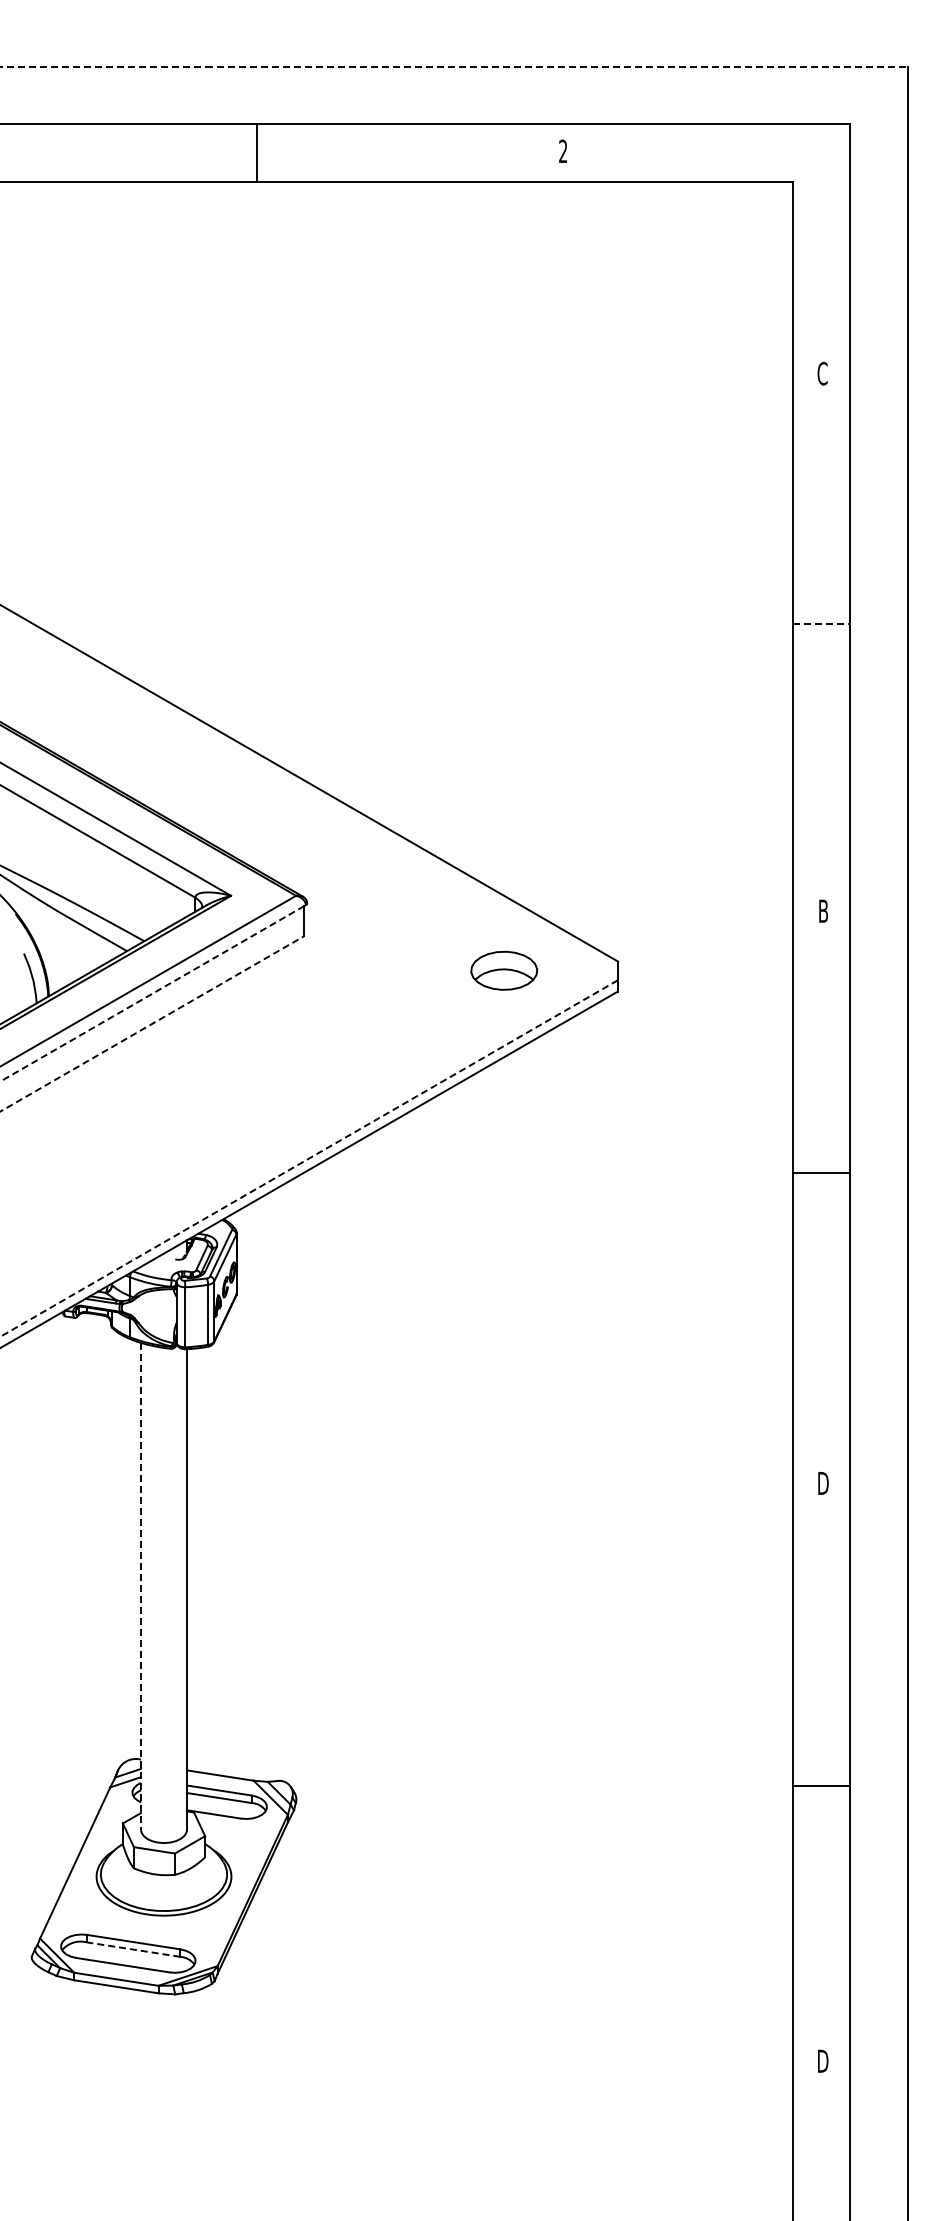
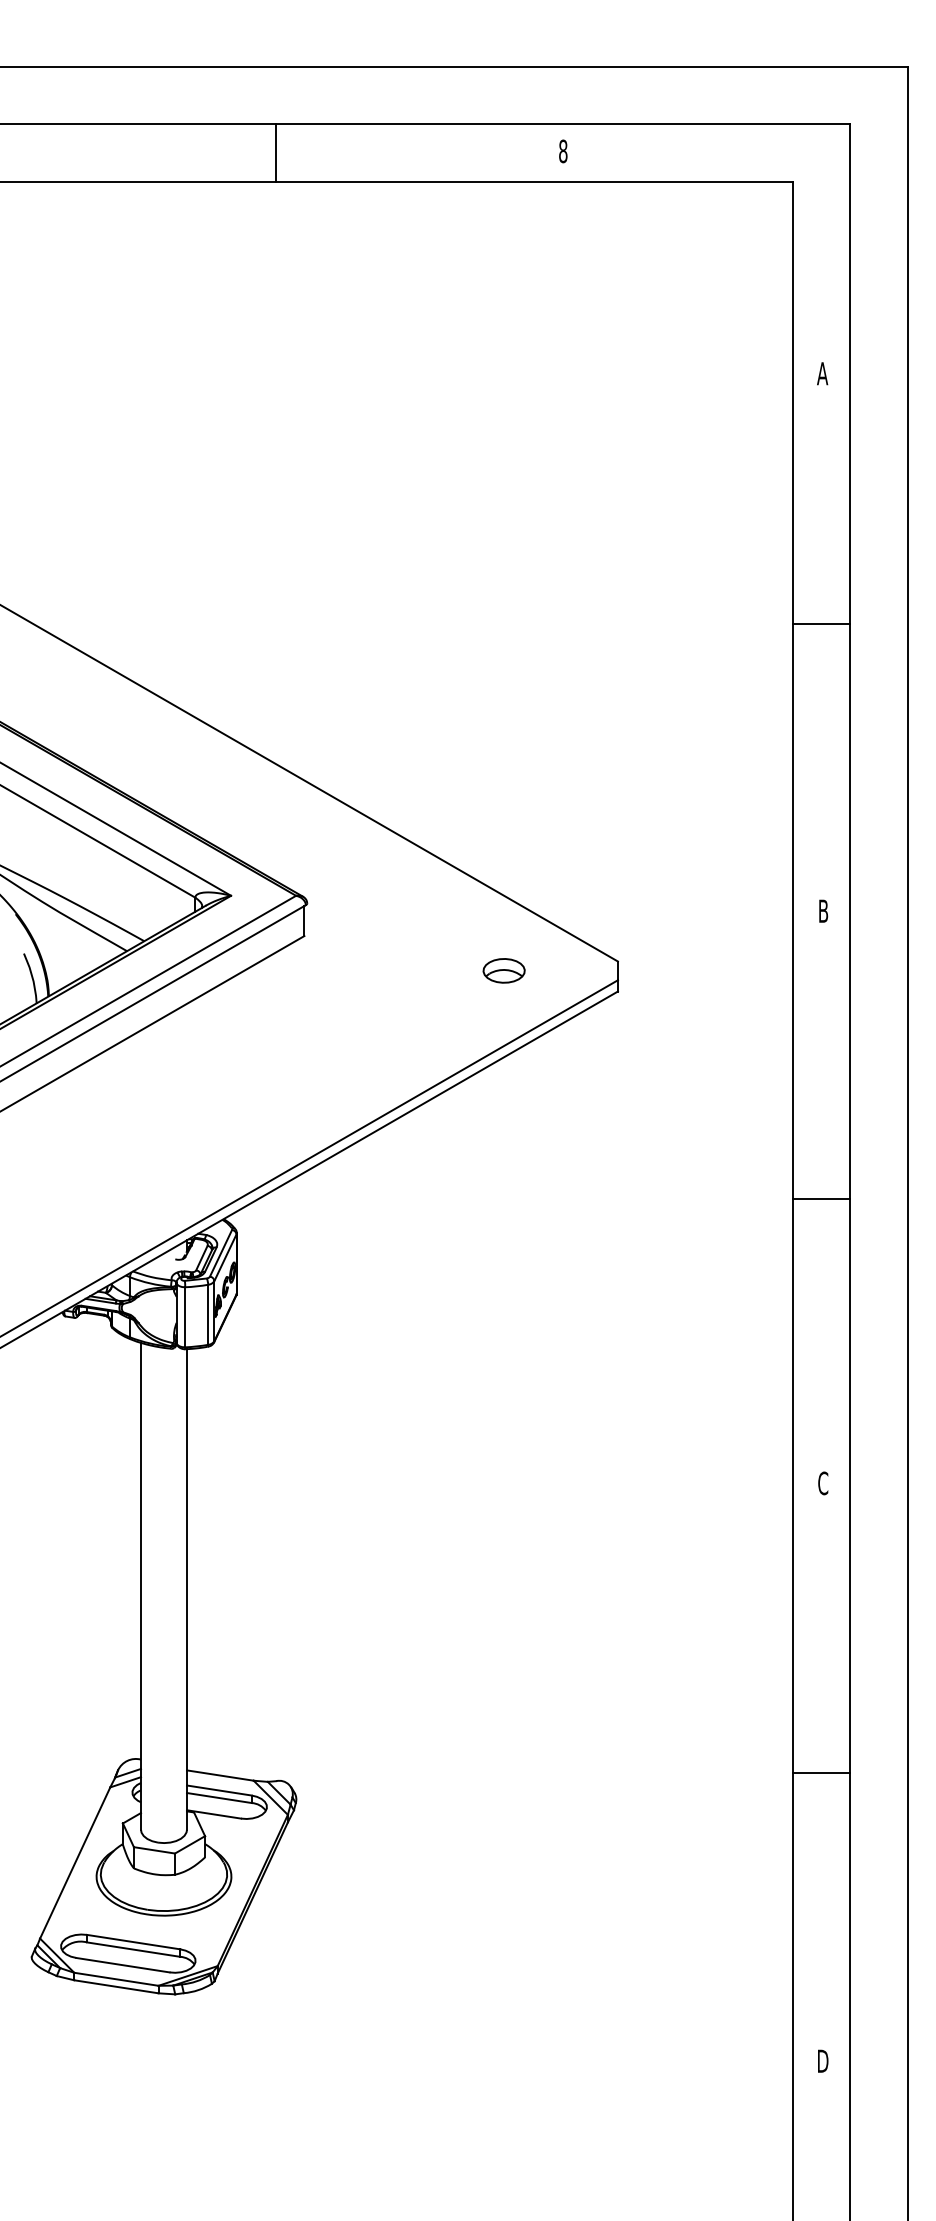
line: dashed -> solid (454, 66)
text: 2 -> 8 (563, 151)
line position: (256, 152) -> (275, 152) (275, 152)
text: C -> A (822, 373)
line: dashed -> solid (821, 624)
part size: 69x41 px -> 44x26 px (503, 970)
line: dashed -> solid (152, 994)
line: dashed -> solid (152, 1023)
line: dashed -> solid (308, 1158)
line position: (821, 1172) -> (821, 1198) (821, 1198)
text: D -> C (823, 1483)
line: dashed -> solid (141, 1586)
line position: (821, 1786) -> (821, 1773) (821, 1773)
line: dashed -> solid (133, 1949)
